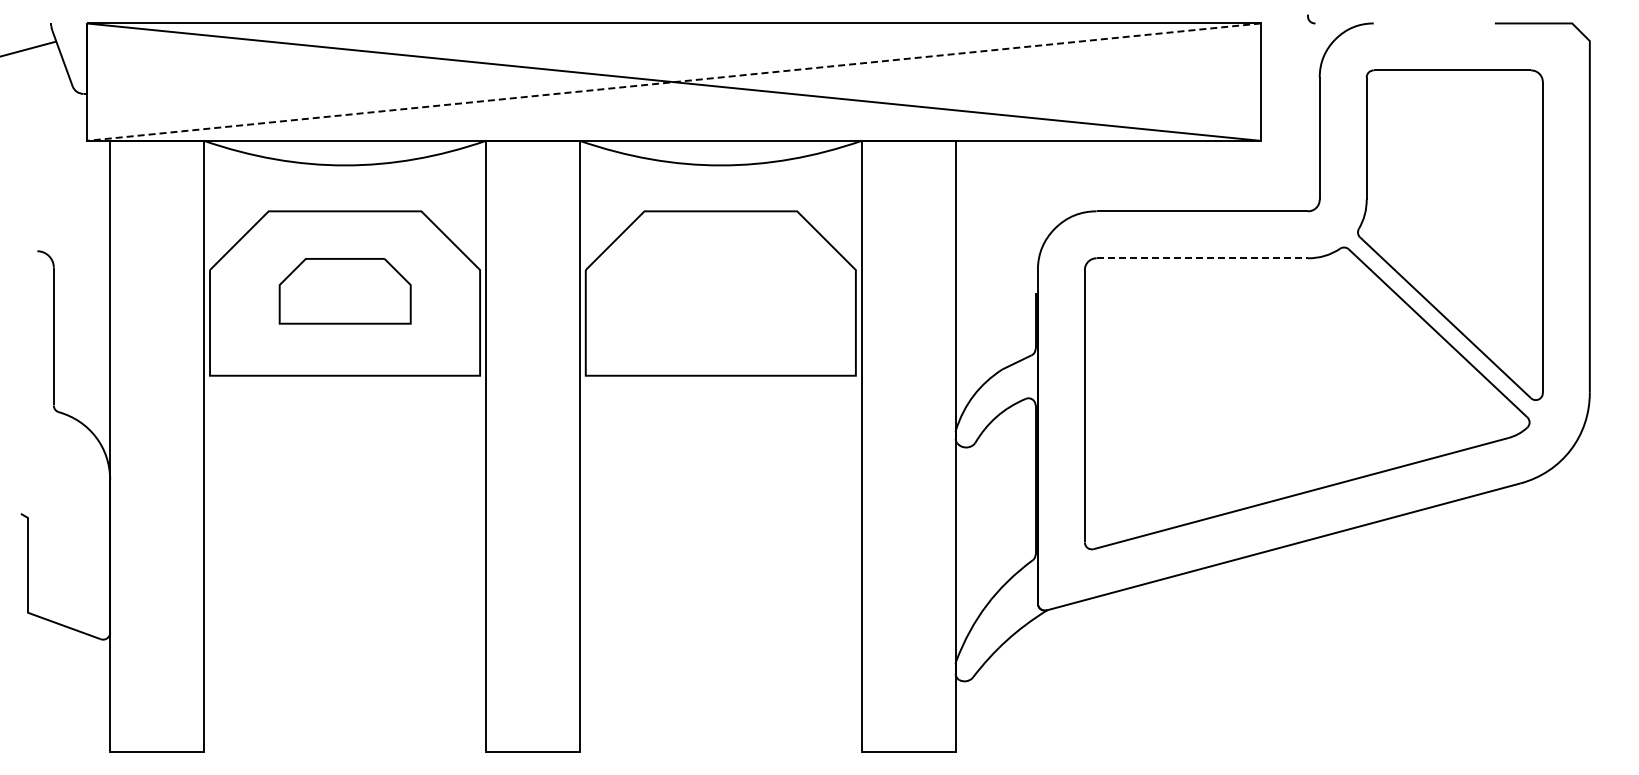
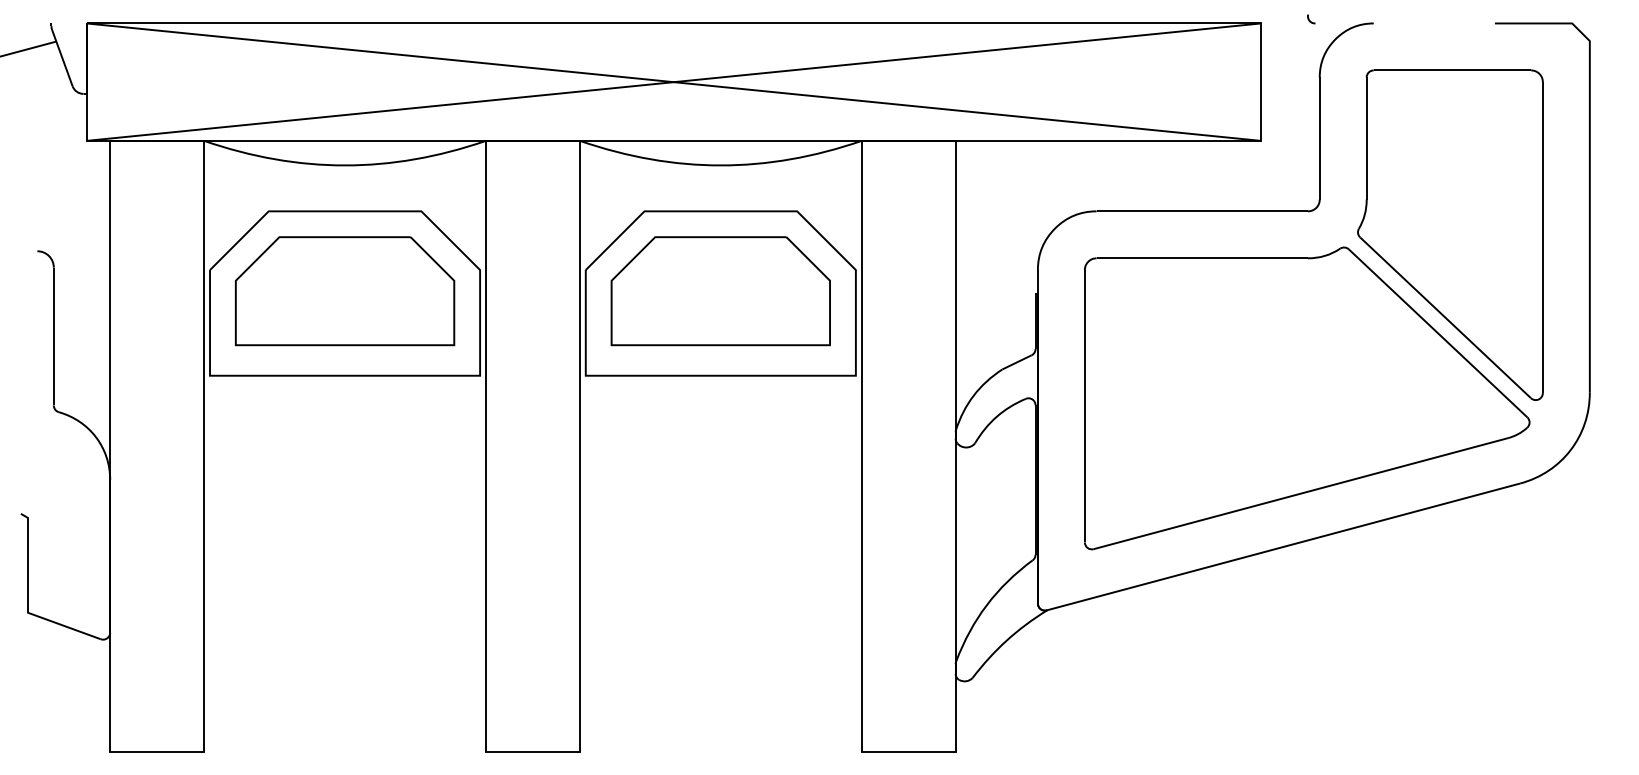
line: dashed -> solid (673, 82)
line: dashed -> solid (1202, 258)
part size: 134x67 px -> 221x111 px (345, 291)
part: none -> present (720, 291)
